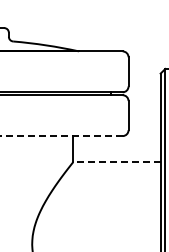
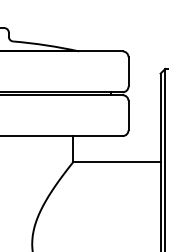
line: dashed -> solid (61, 136)
line: dashed -> solid (116, 162)
